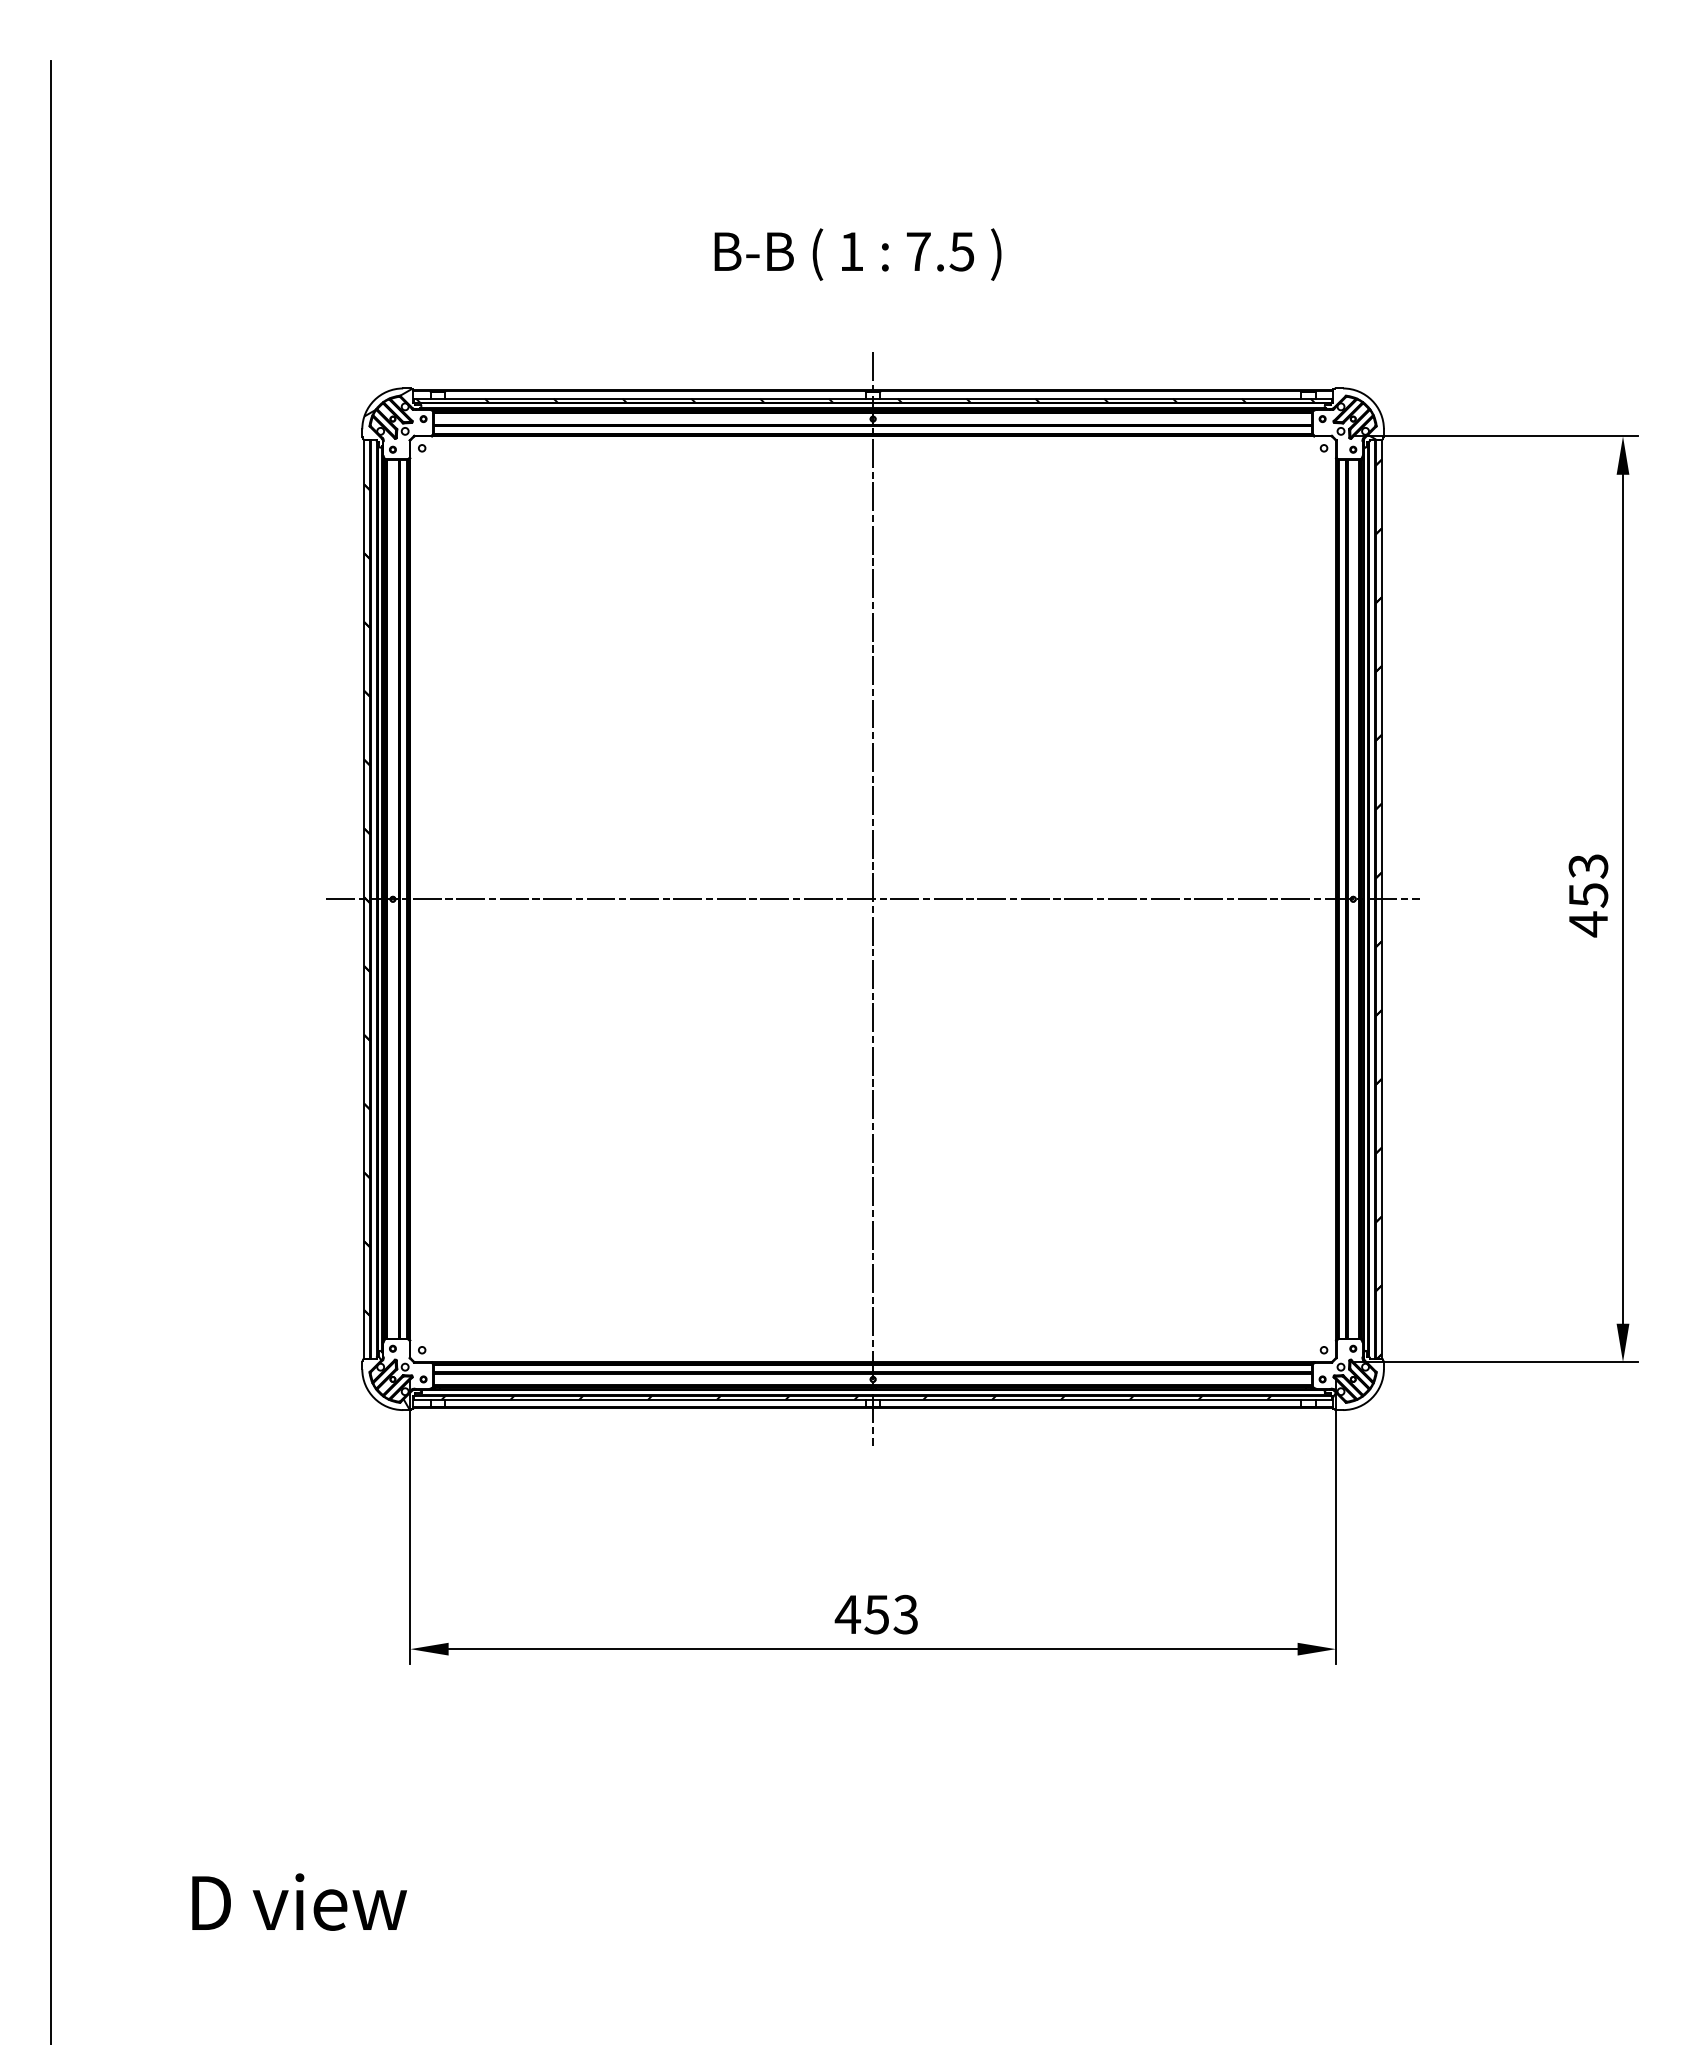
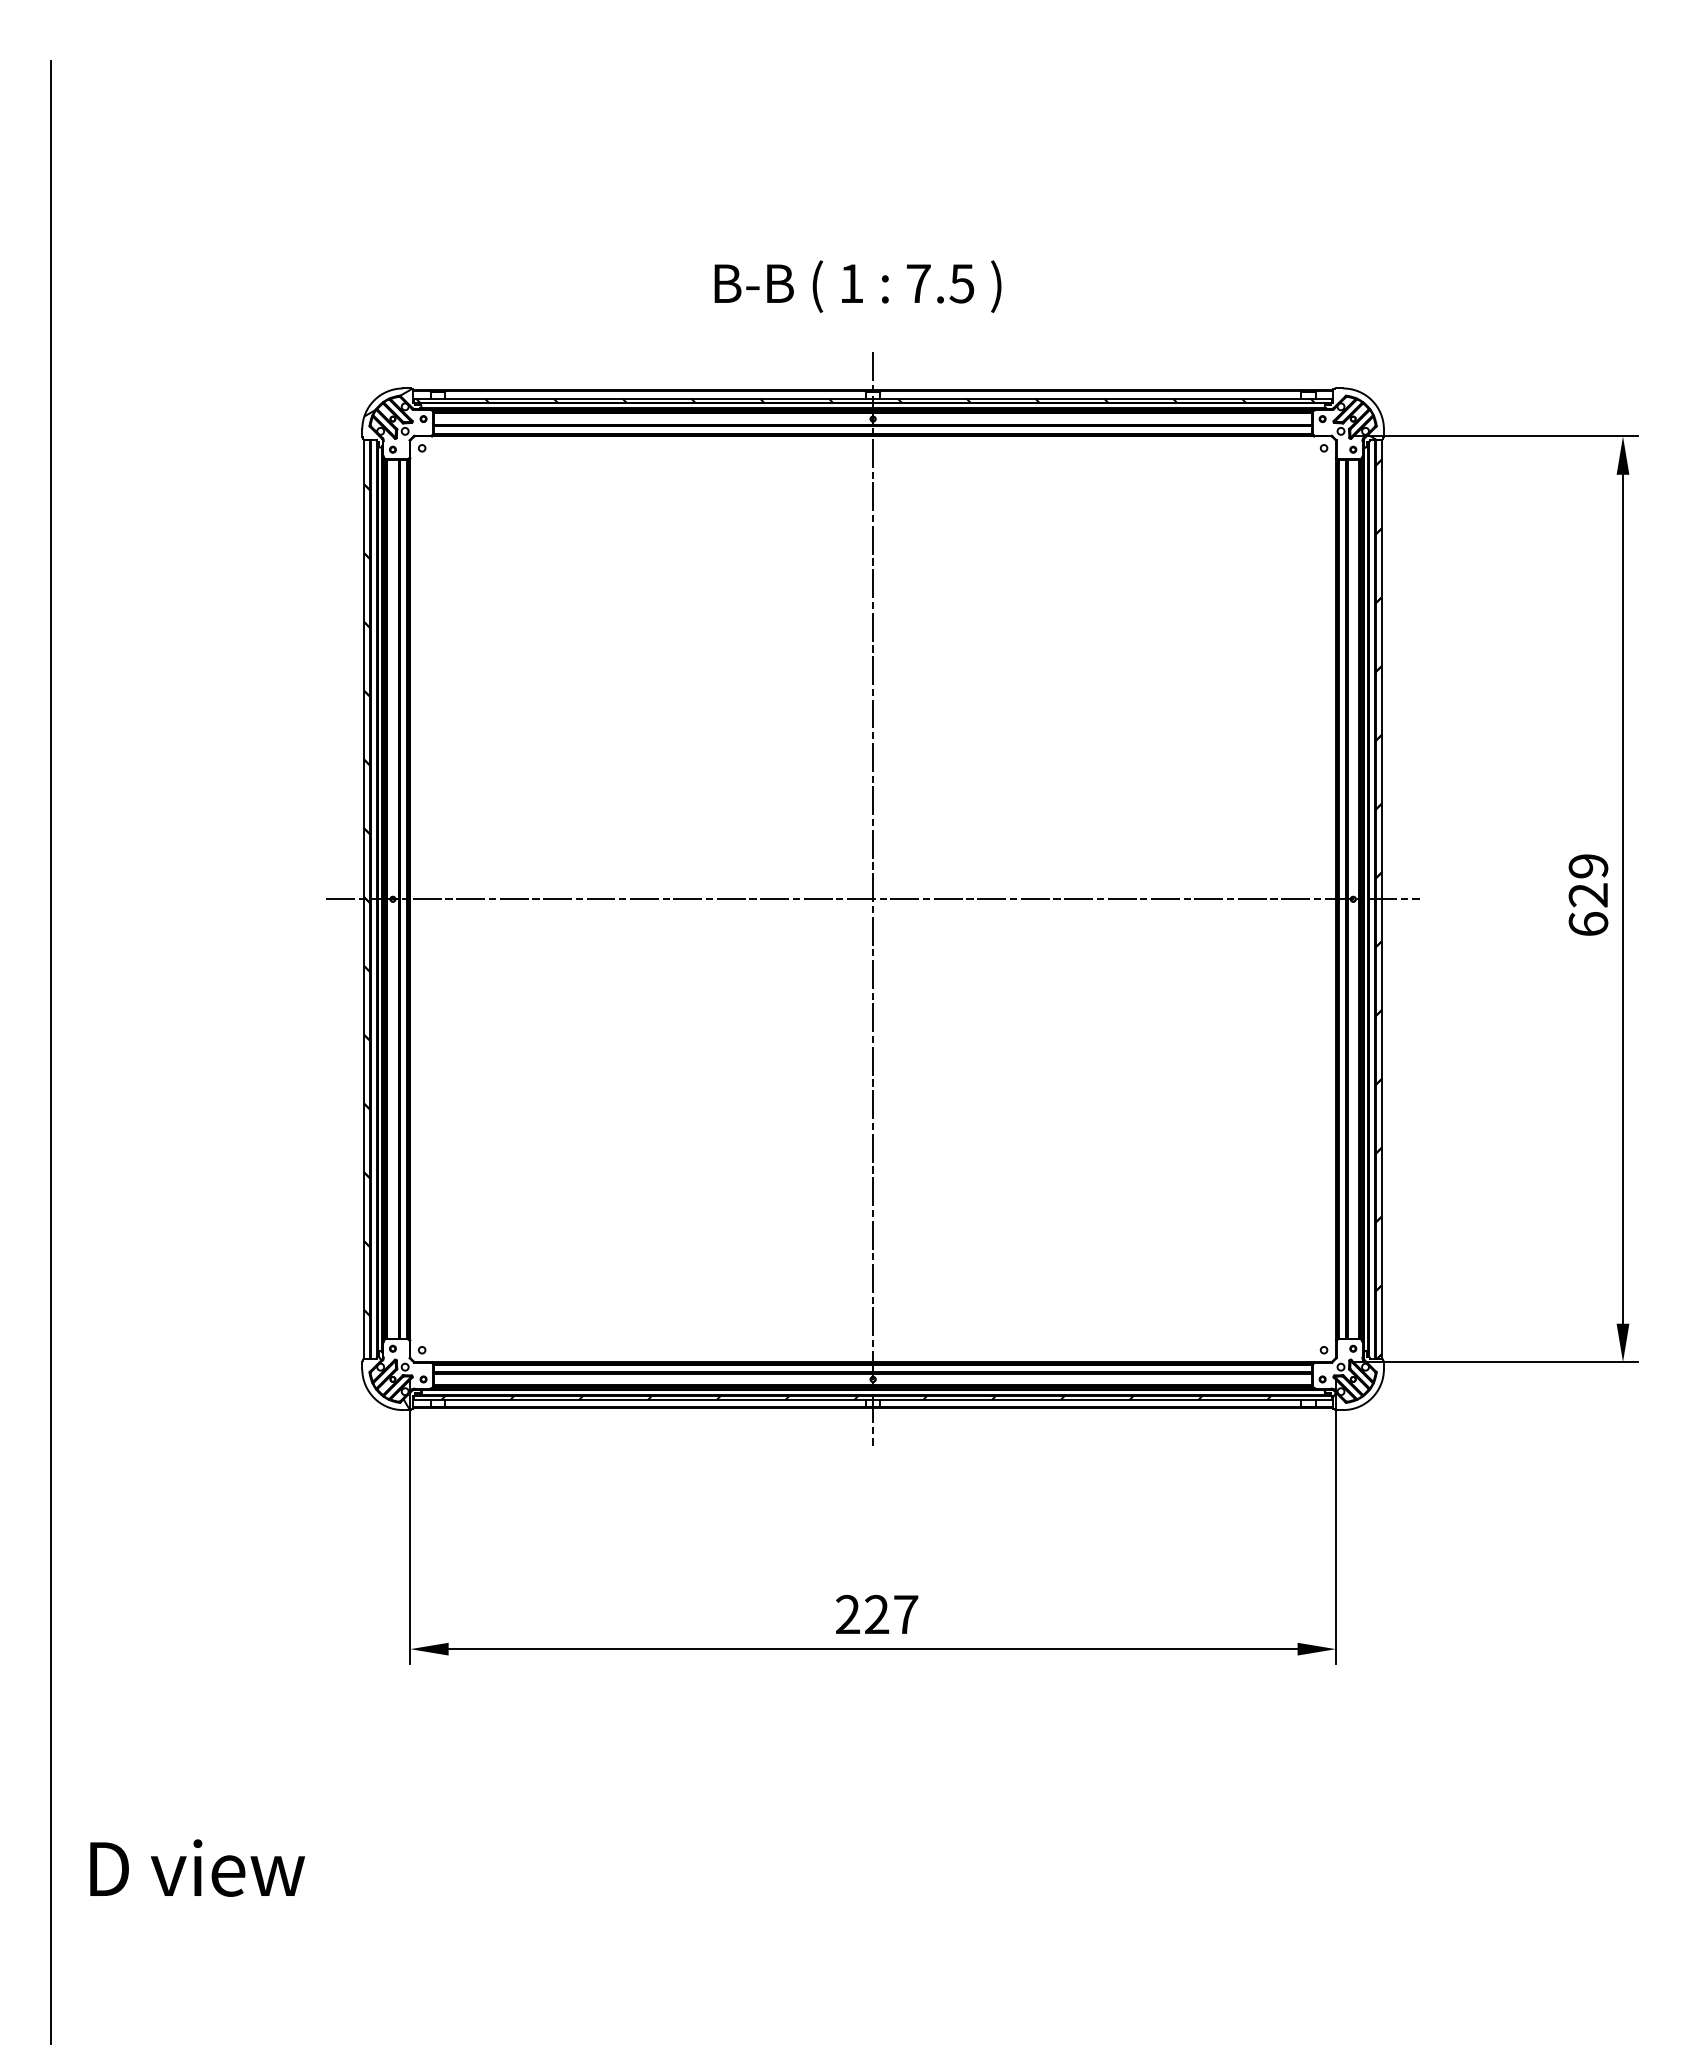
text position: (857, 254) -> (857, 286) (857, 286)
text: 453 -> 629 (1588, 895)
text: 453 -> 227 (876, 1614)
text position: (299, 1901) -> (197, 1867) (197, 1867)
